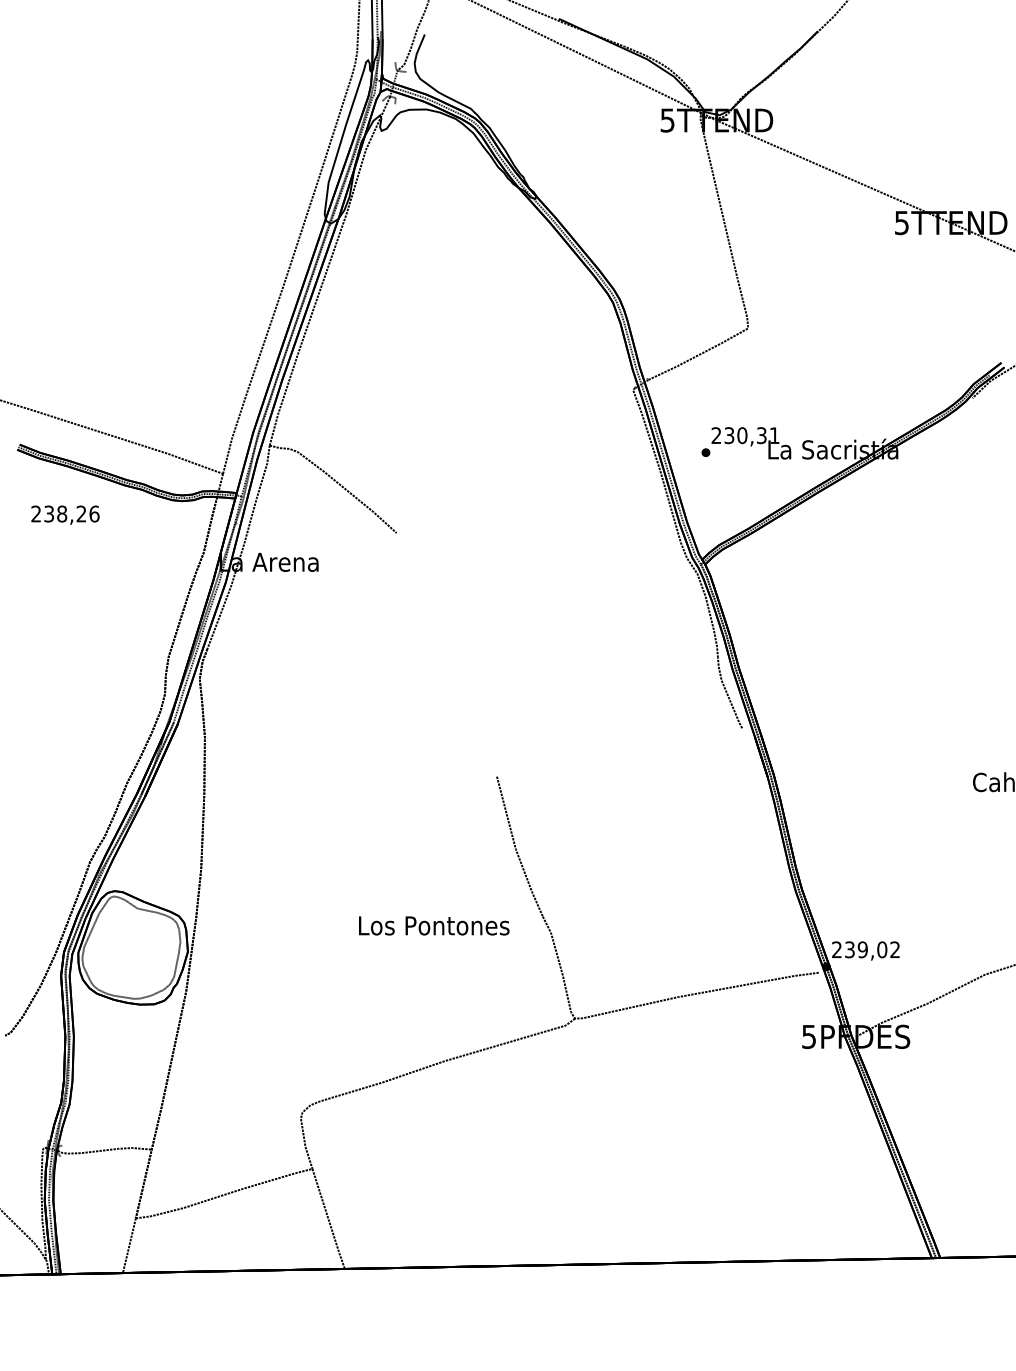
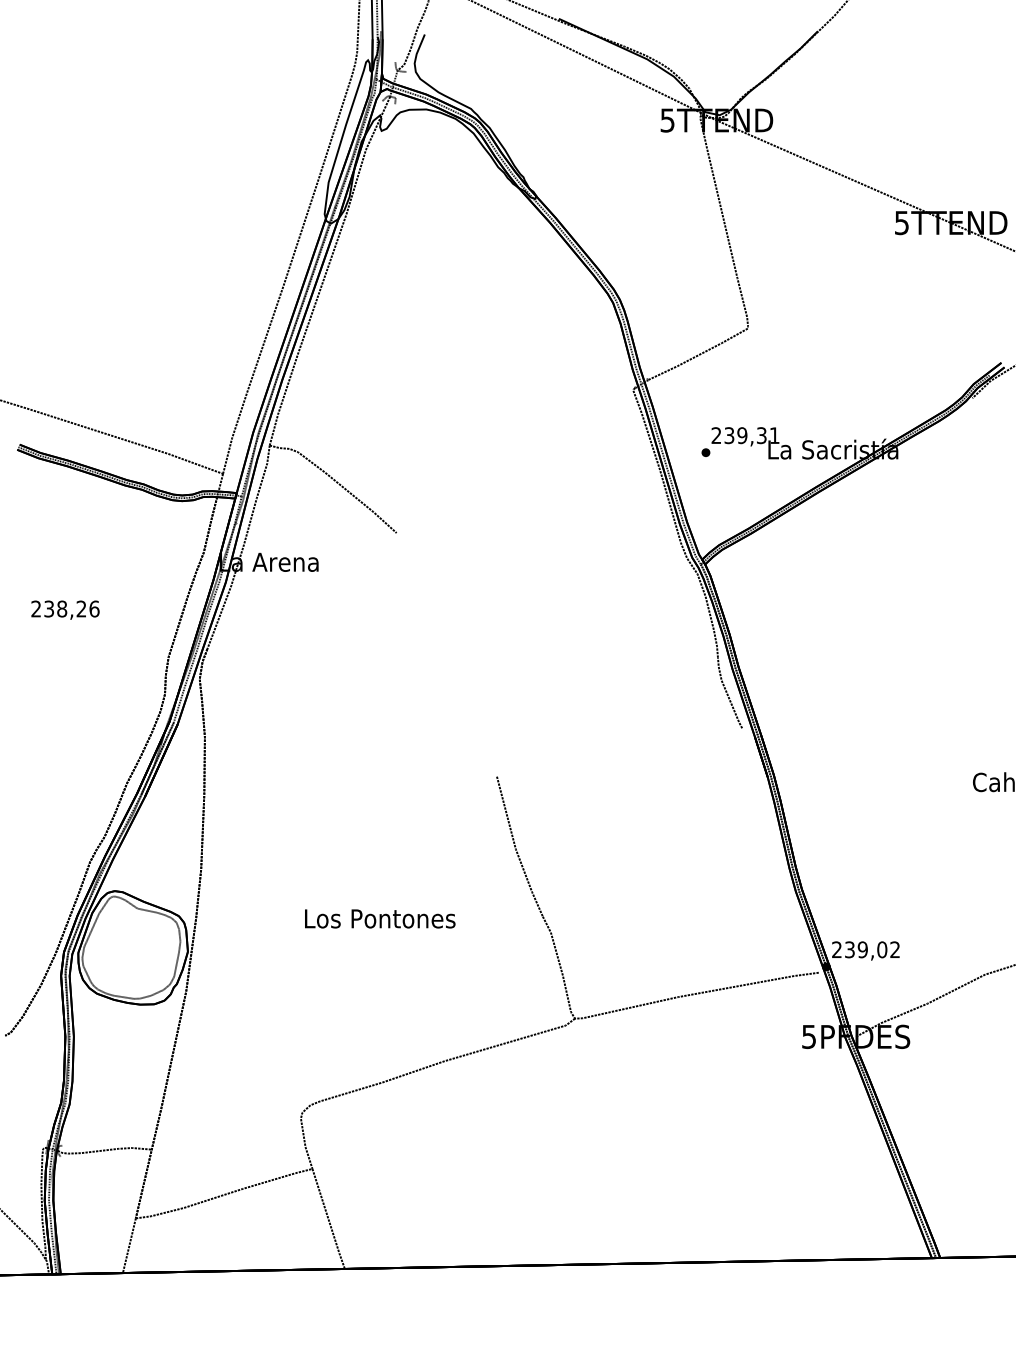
text: 230,31 -> 239,31 (742, 435)
text position: (65, 514) -> (65, 609) (65, 609)
text position: (434, 925) -> (380, 918) (380, 918)
